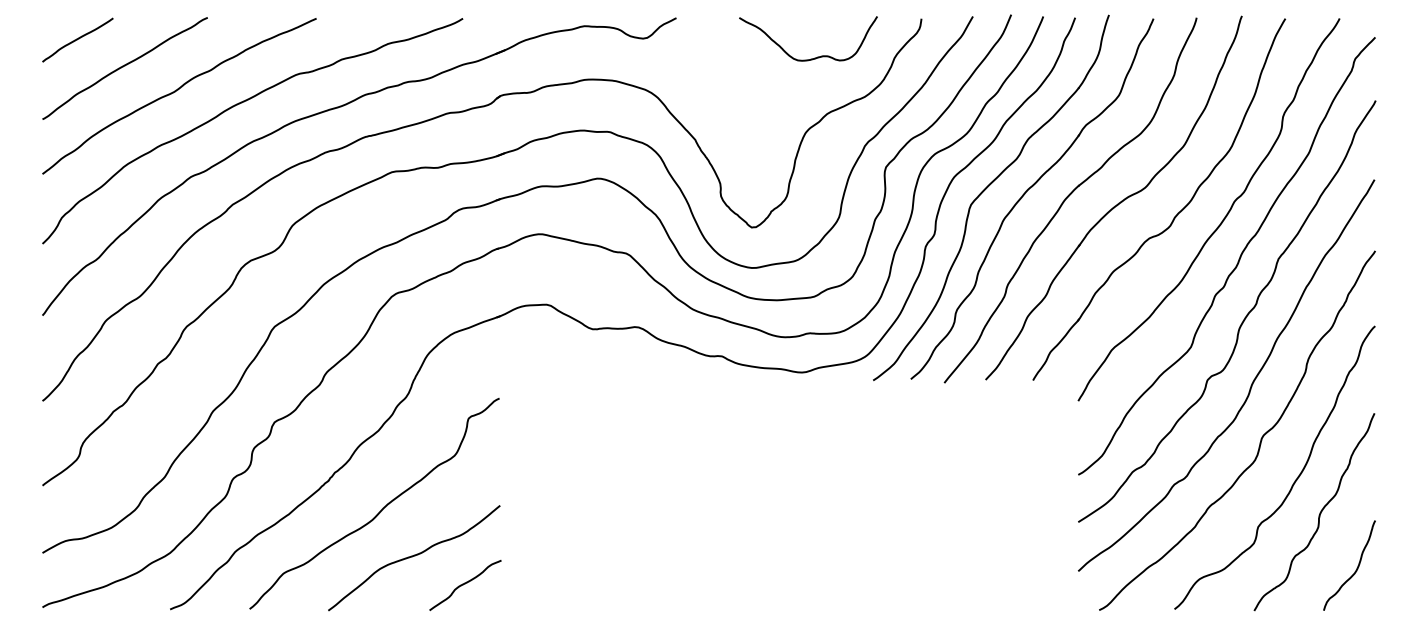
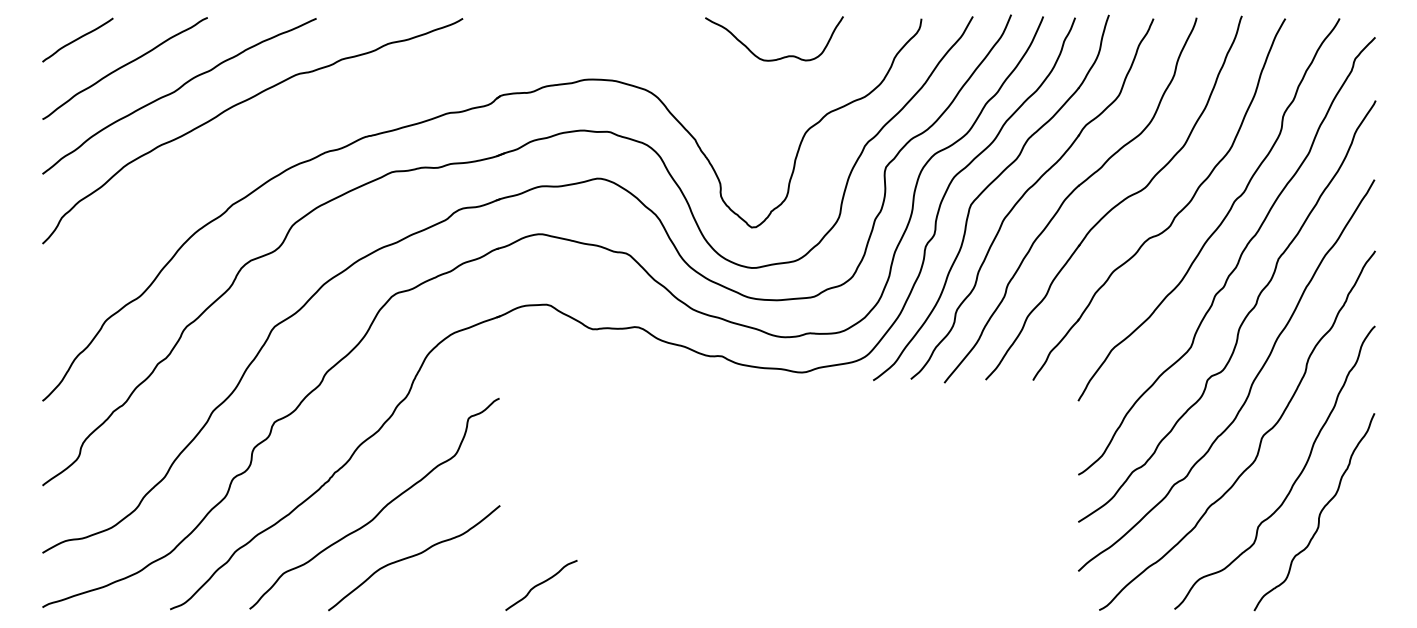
curve position: (814, 57) -> (780, 57) (780, 57)
part: present -> none (341, 107)
curve: present -> none (1356, 568)
curve position: (465, 584) -> (541, 584) (541, 584)
